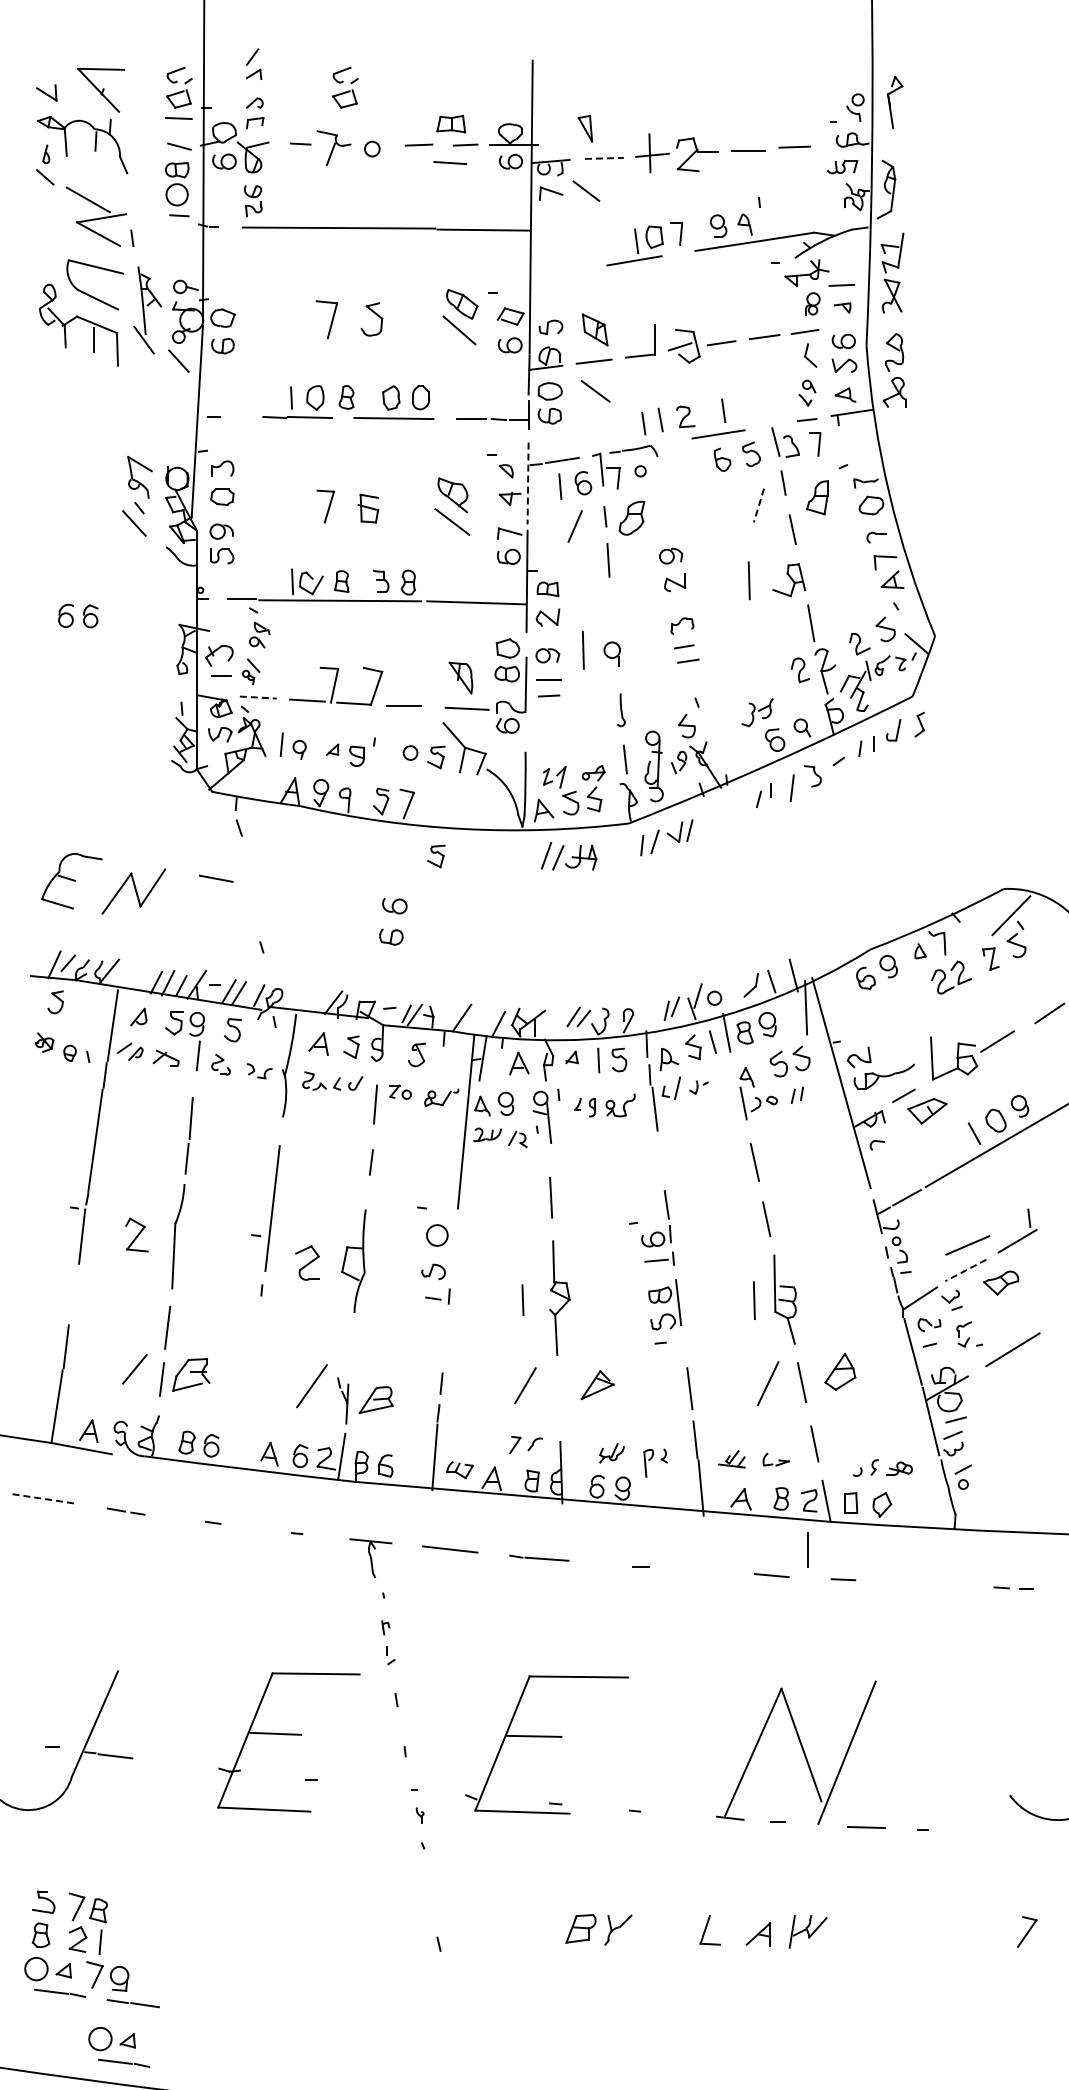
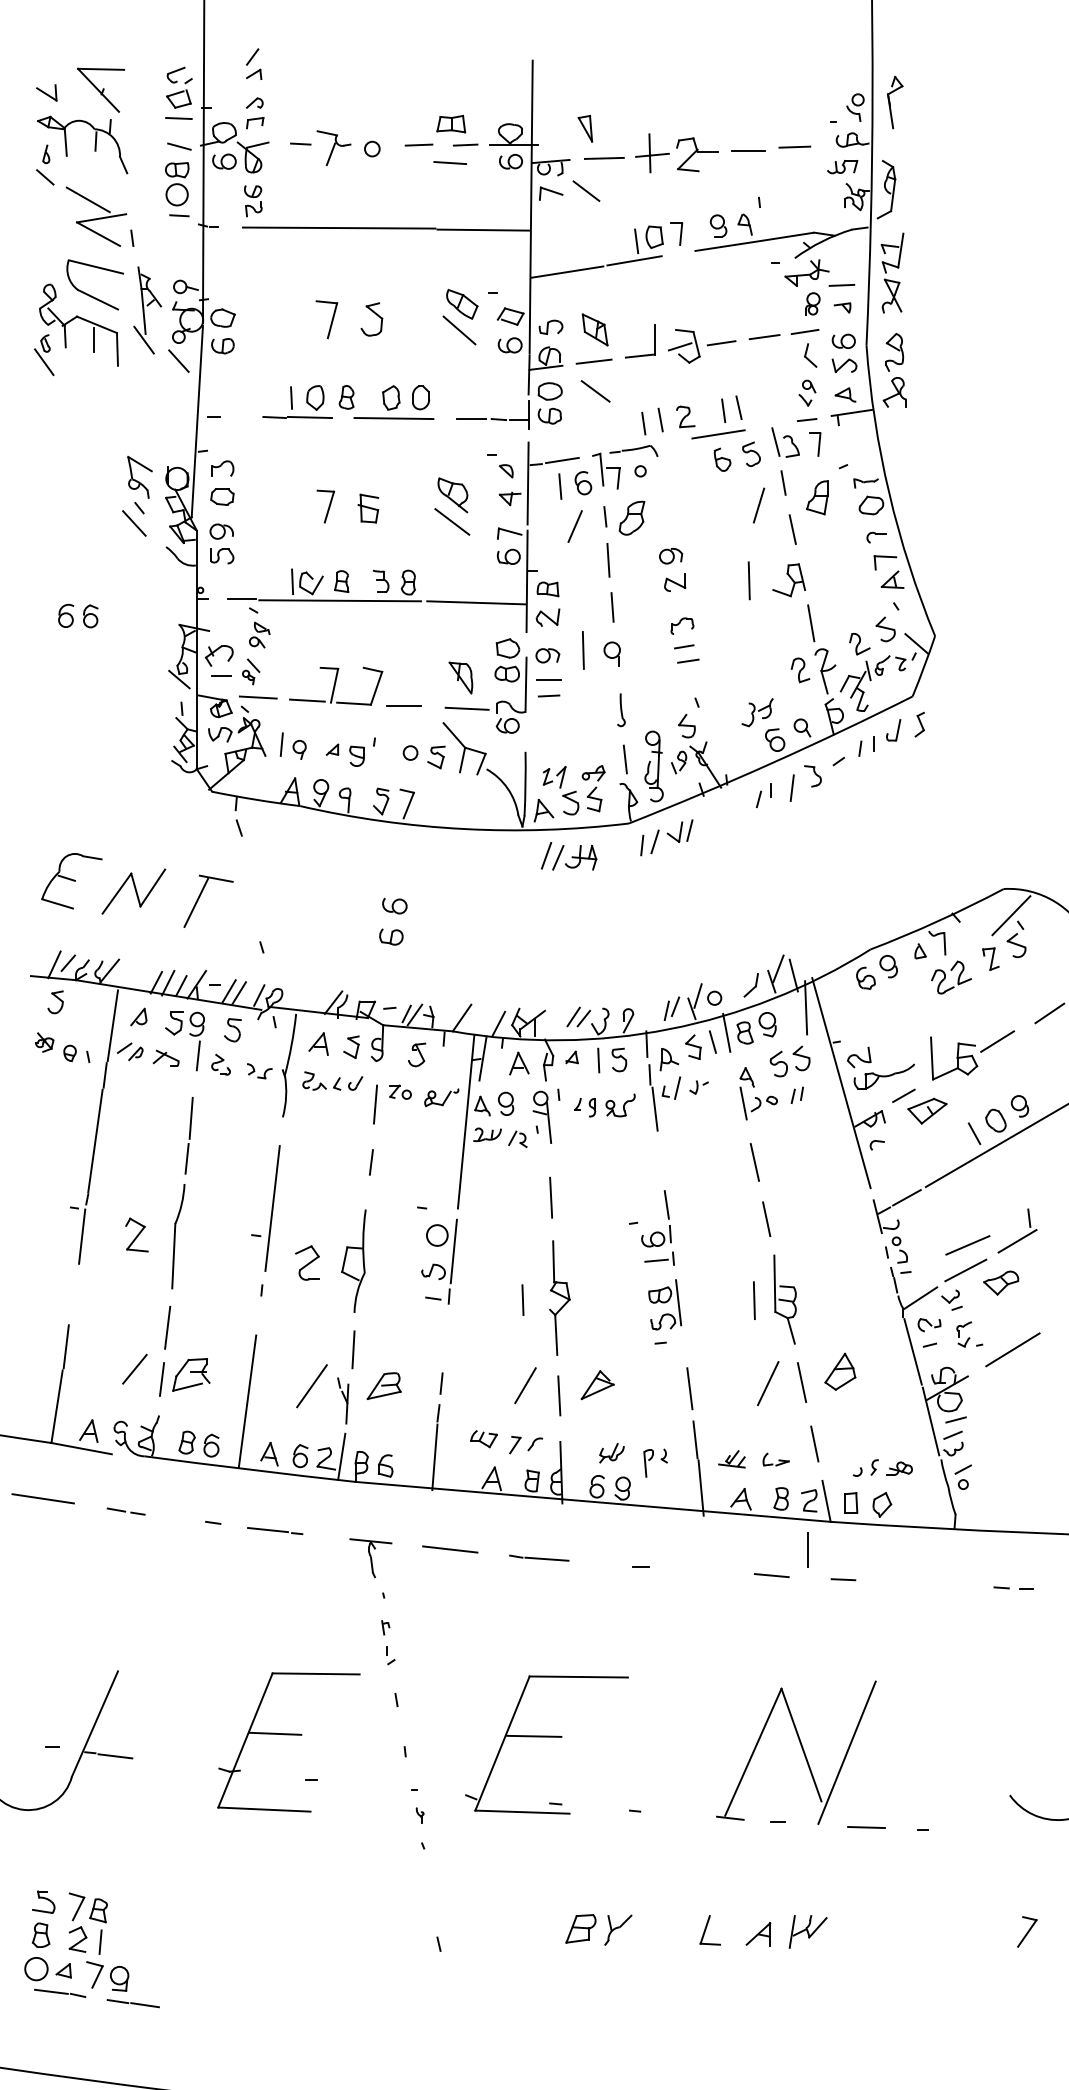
part: present -> none (345, 87)
line: dashed -> solid (604, 158)
line: none -> present (567, 271)
part: none -> present (44, 355)
line: none -> present (738, 407)
line: dashed -> solid (528, 483)
line: dashed -> solid (759, 505)
line: none -> present (612, 607)
line: none -> present (179, 679)
line: dashed -> solid (258, 697)
part: present -> none (436, 856)
line: none -> present (196, 902)
line: none -> present (778, 968)
line: none -> present (453, 1251)
line: dashed -> solid (965, 1270)
line: none -> present (353, 1349)
line: none -> present (559, 1395)
part position: (375, 1399) -> (383, 1385) (383, 1385)
line: none -> present (247, 1401)
part position: (459, 1470) -> (483, 1439) (483, 1439)
line: dashed -> solid (43, 1498)
line: none -> present (267, 1530)
part: present -> none (119, 2047)
